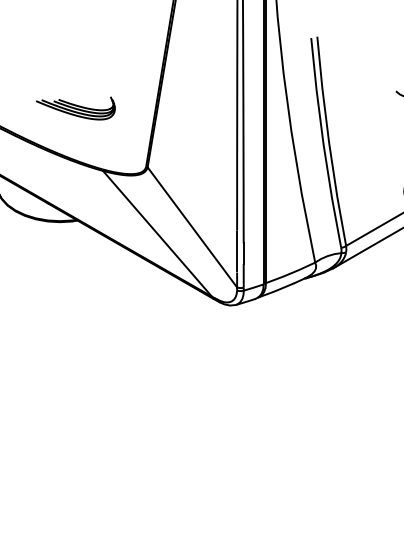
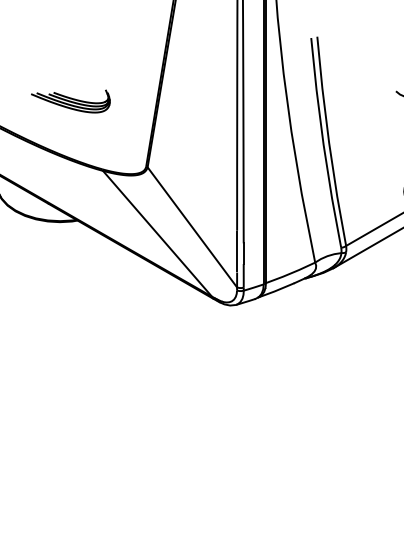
part position: (75, 108) -> (70, 101) (70, 101)
